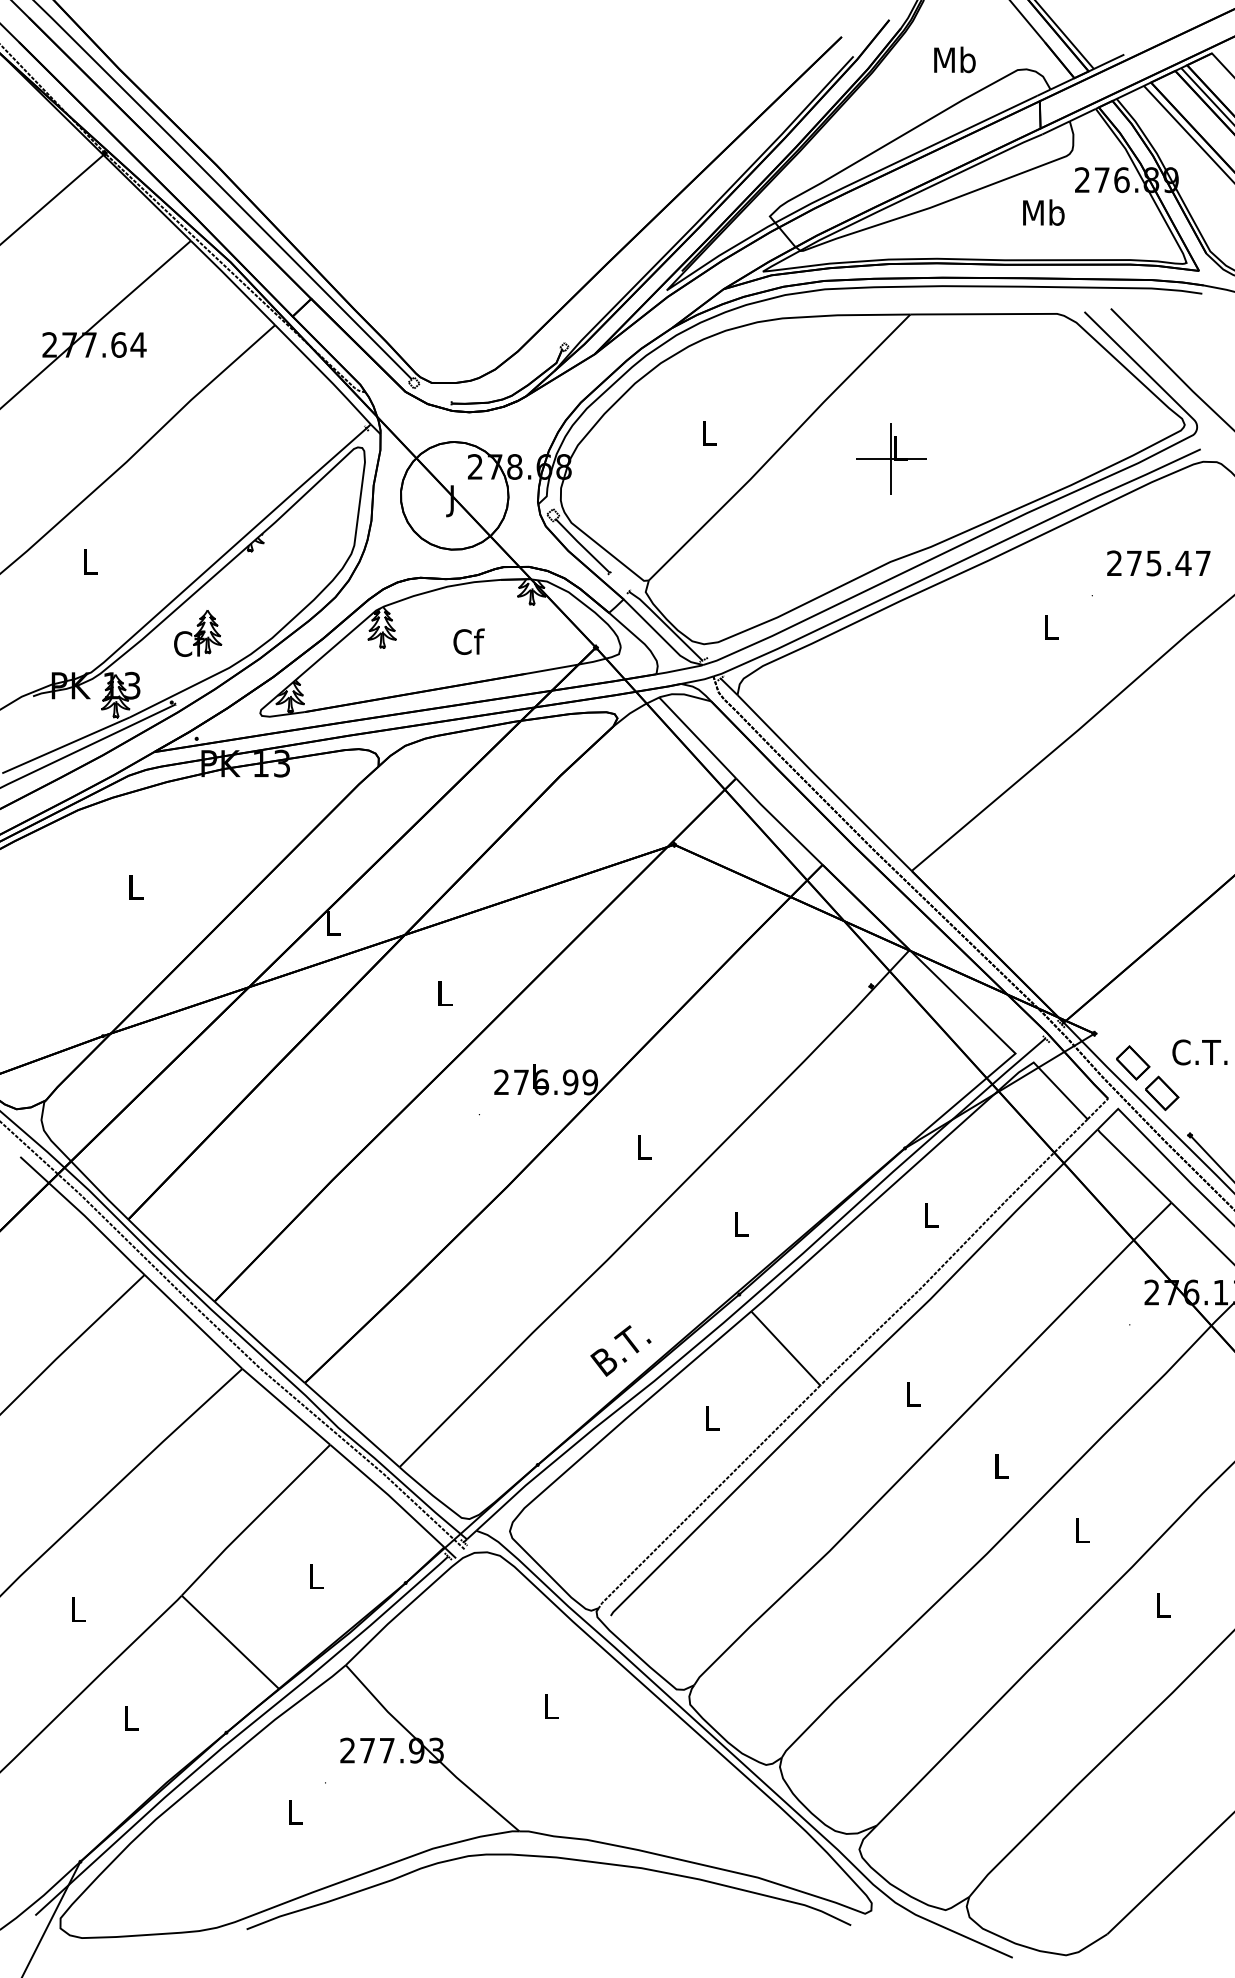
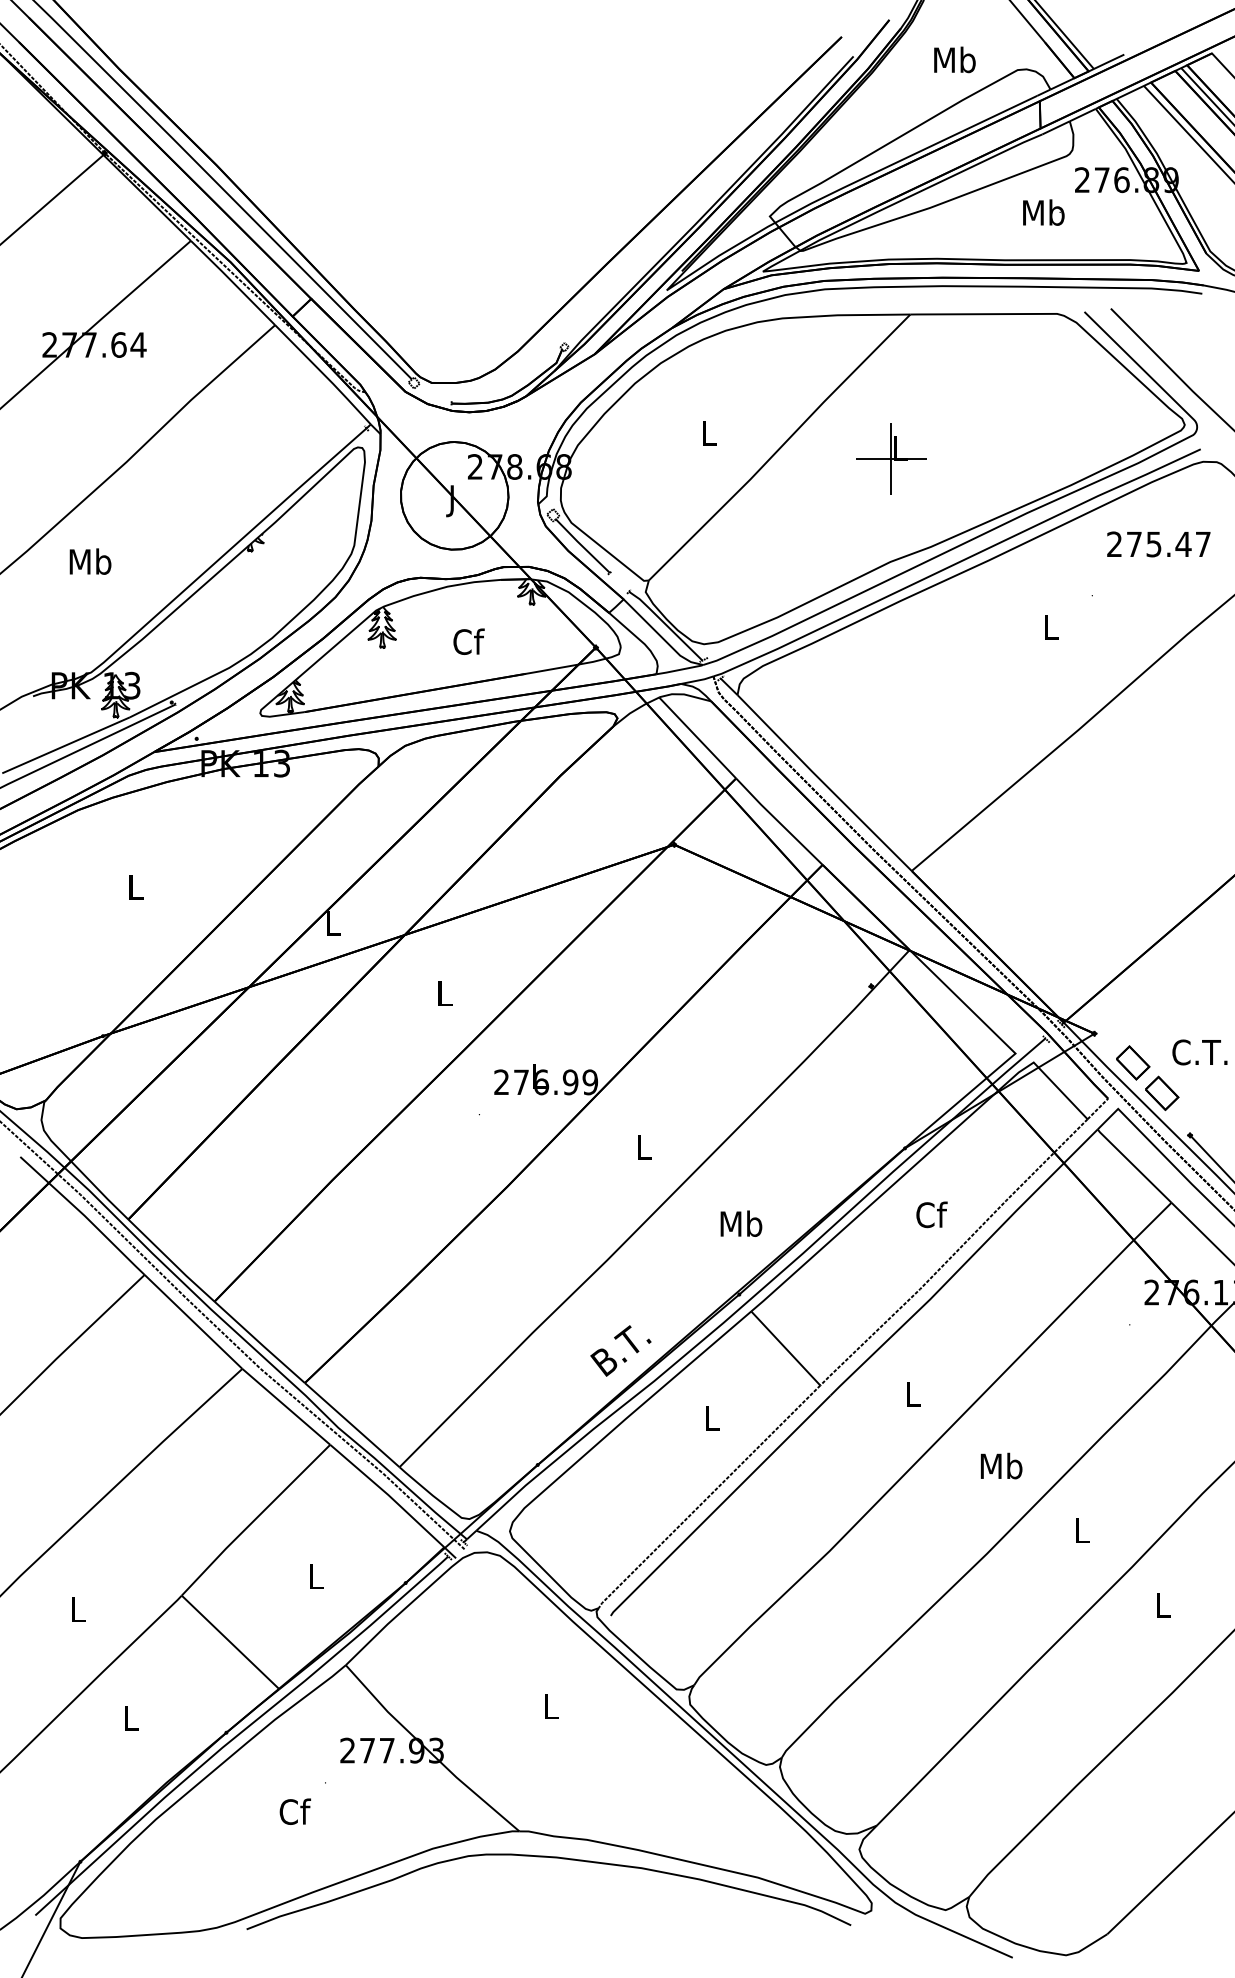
text: L -> Mb (90, 561)
text position: (1158, 563) -> (1158, 544) (1158, 544)
part: present -> none (198, 633)
text: L -> Cf (931, 1214)
text: L -> Mb (741, 1223)
text: L -> Mb (1001, 1465)
text: L -> Cf (295, 1811)
